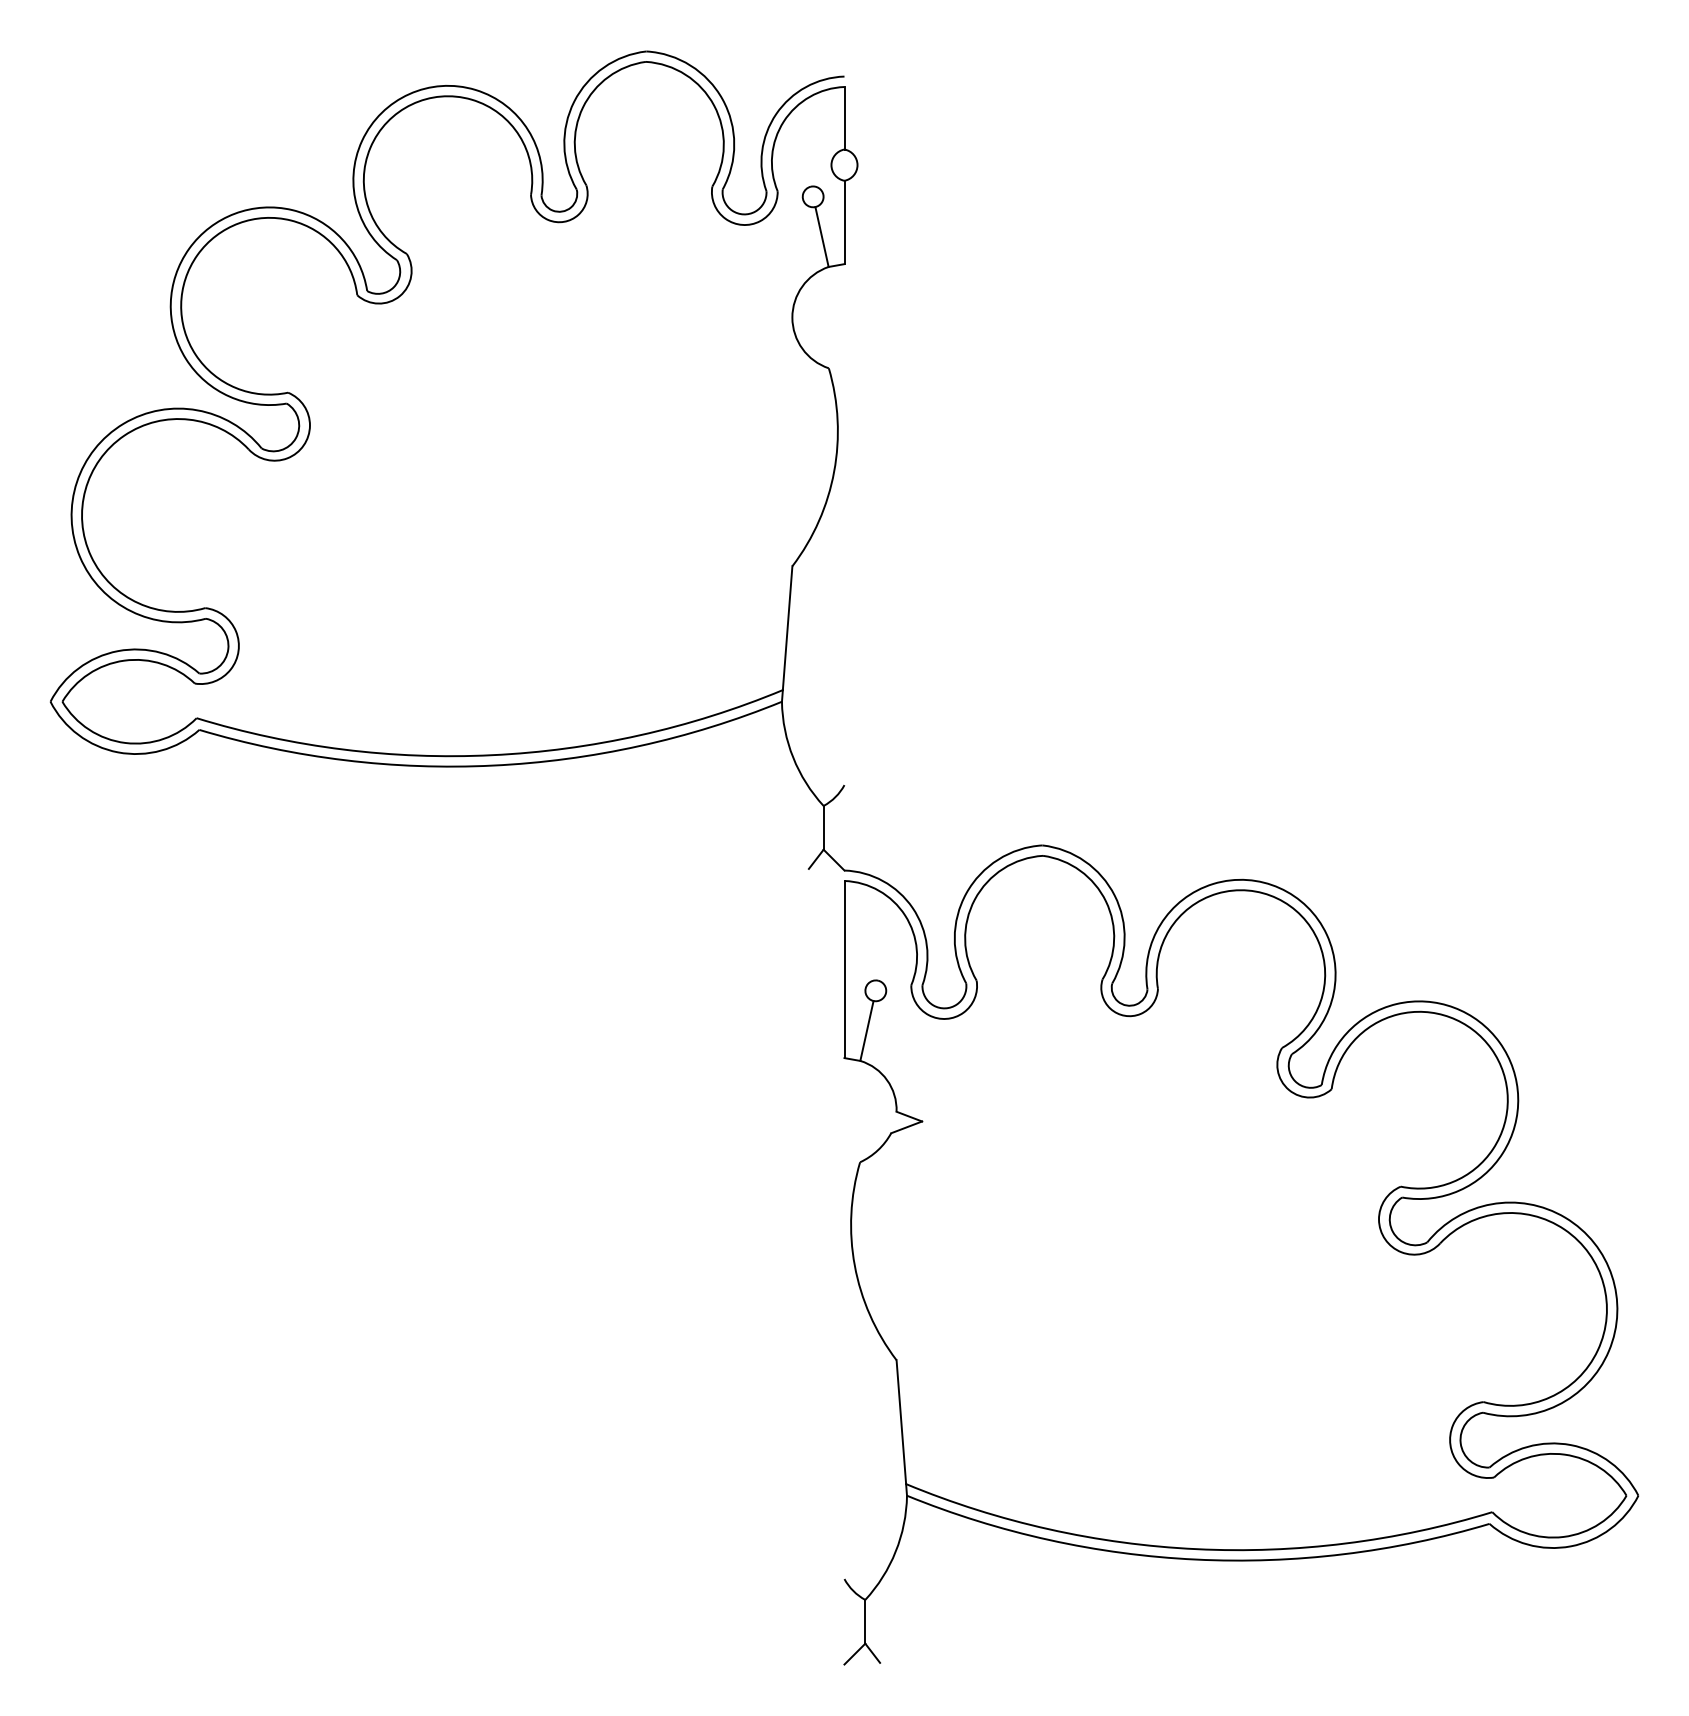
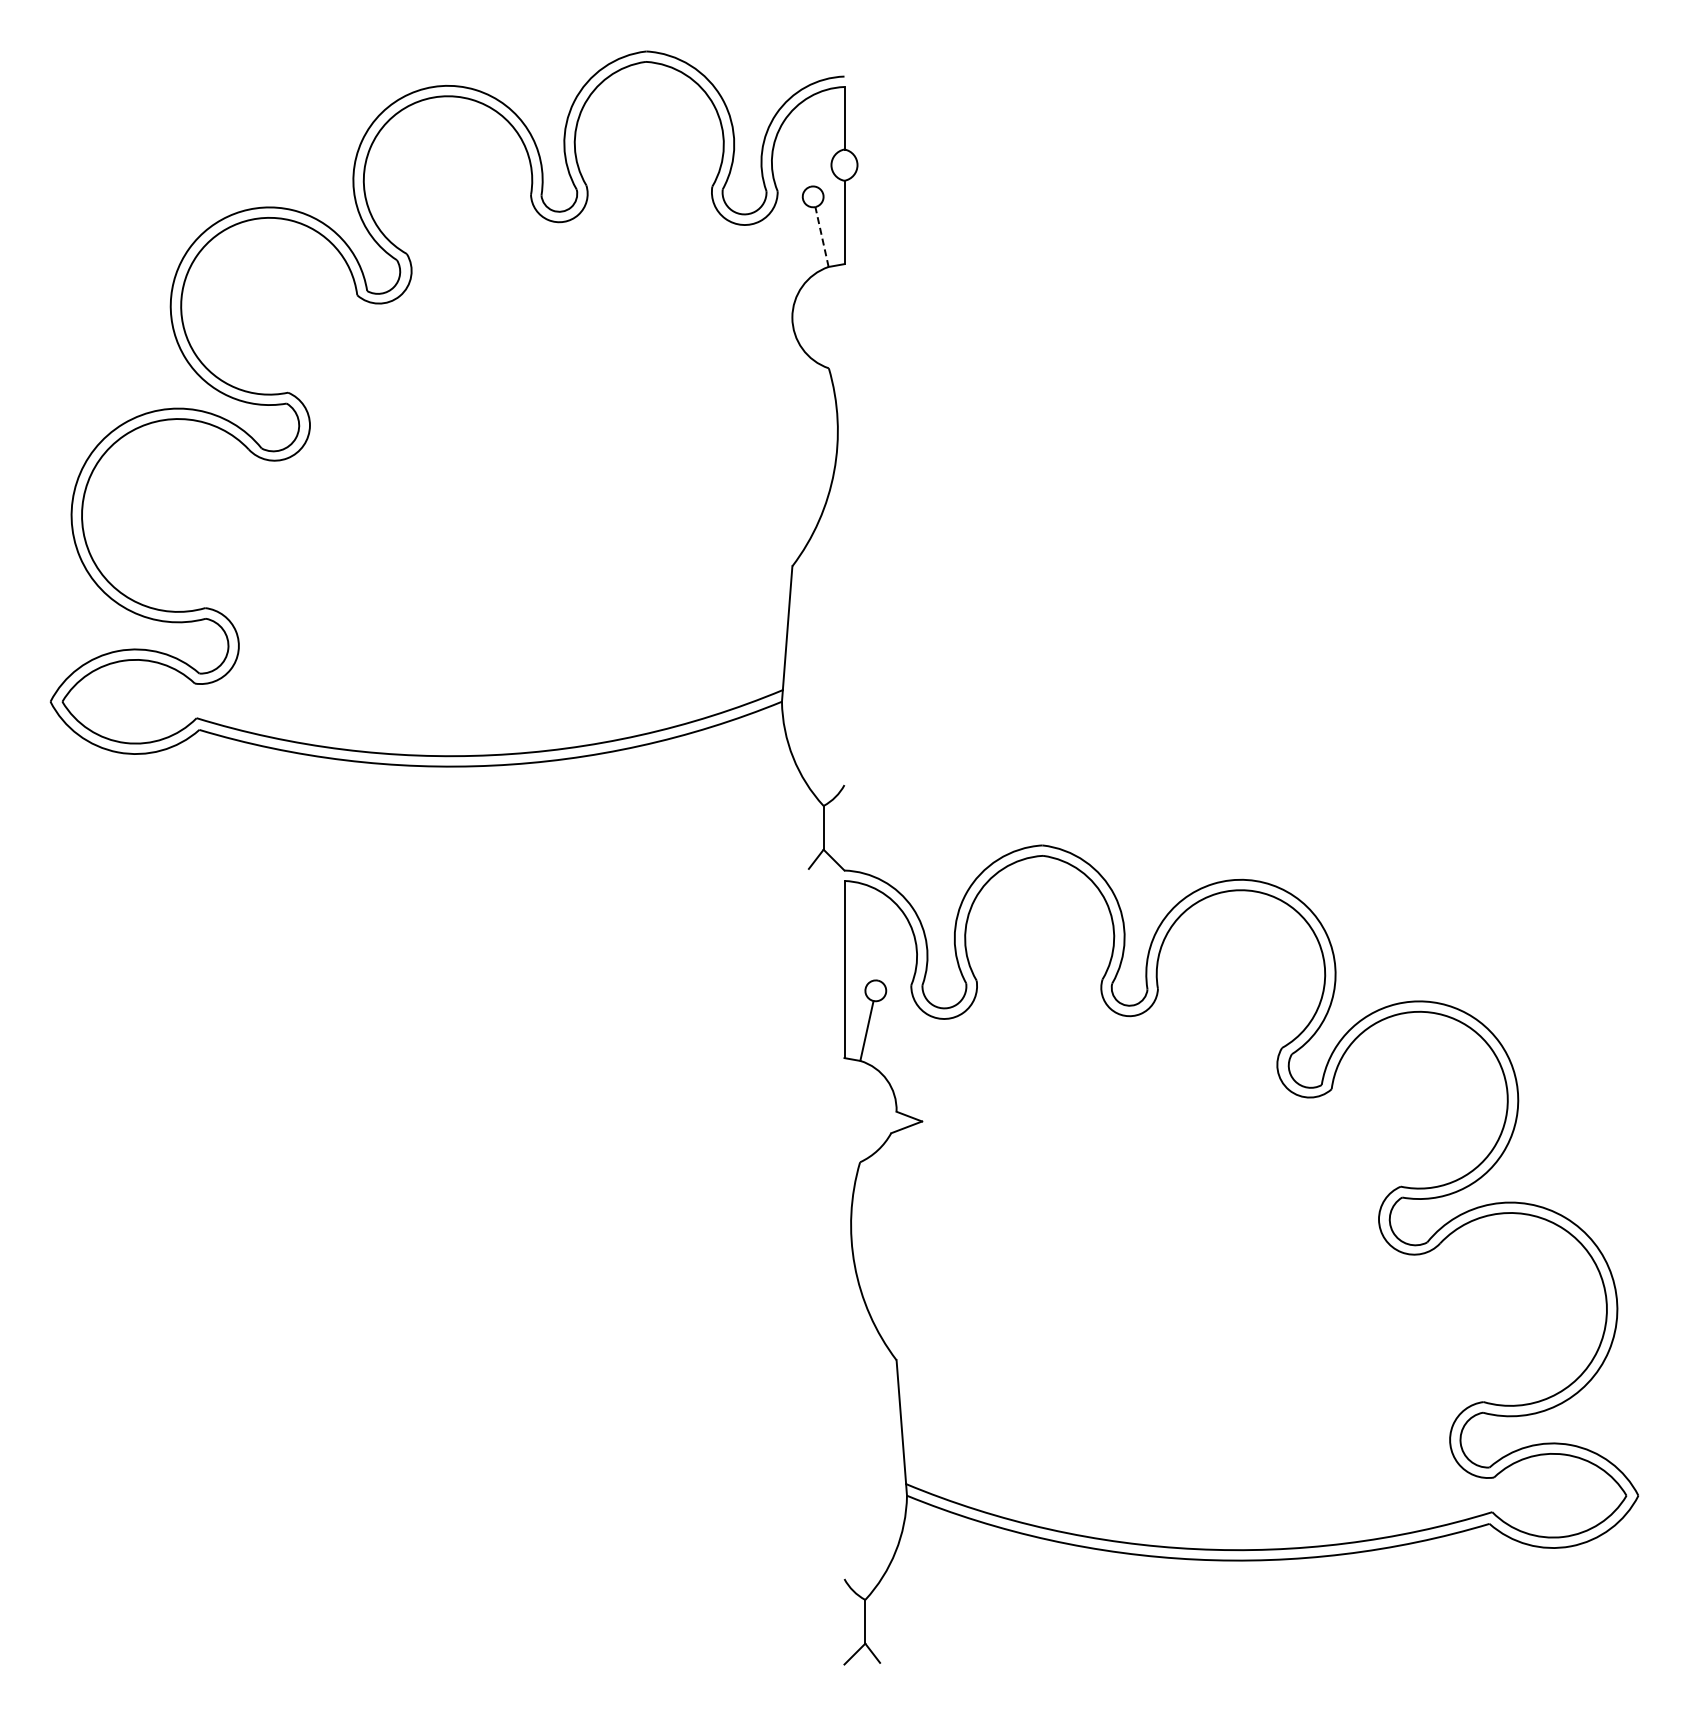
line: solid -> dashed (822, 237)
